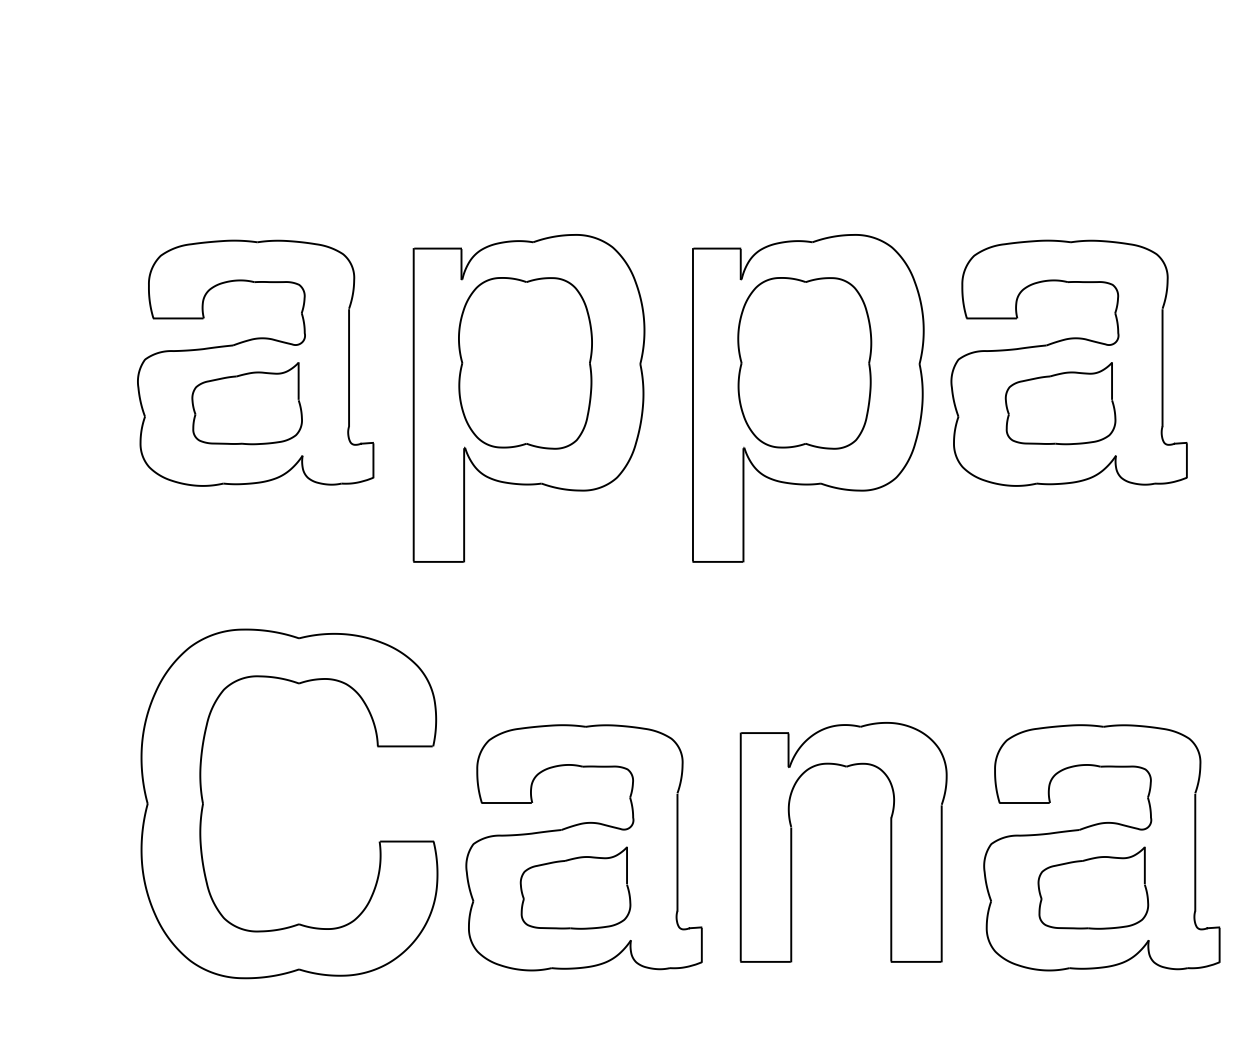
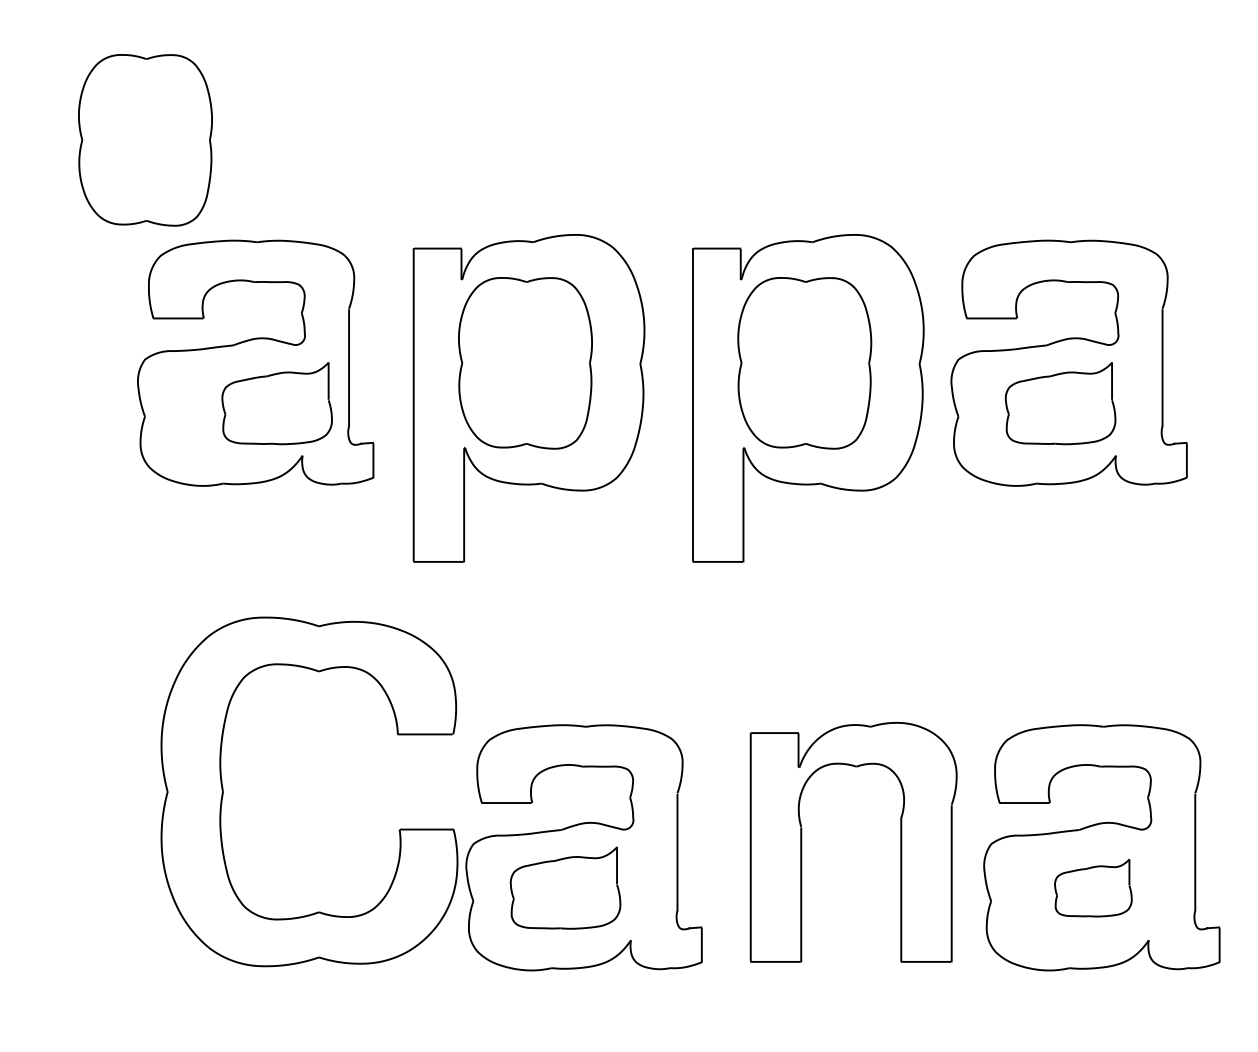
part: none -> present (145, 140)
part position: (246, 403) -> (276, 403) (276, 403)
part position: (203, 803) -> (223, 791) (223, 791)
part position: (890, 842) -> (900, 842) (900, 842)
part position: (575, 887) -> (565, 887) (565, 887)
part size: 113x84 px -> 79x59 px (1093, 888)
